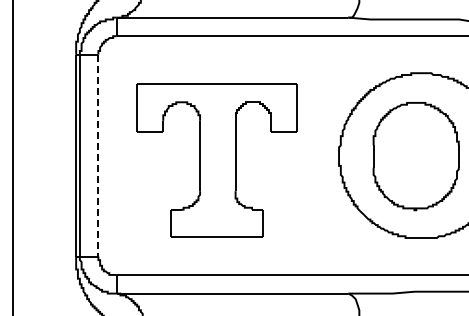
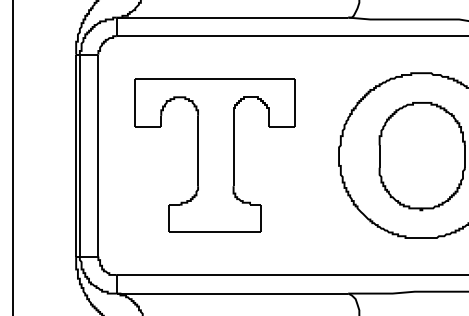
line: dashed -> solid (98, 155)
part position: (415, 156) -> (421, 156) (421, 156)
part position: (216, 160) -> (214, 155) (214, 155)
